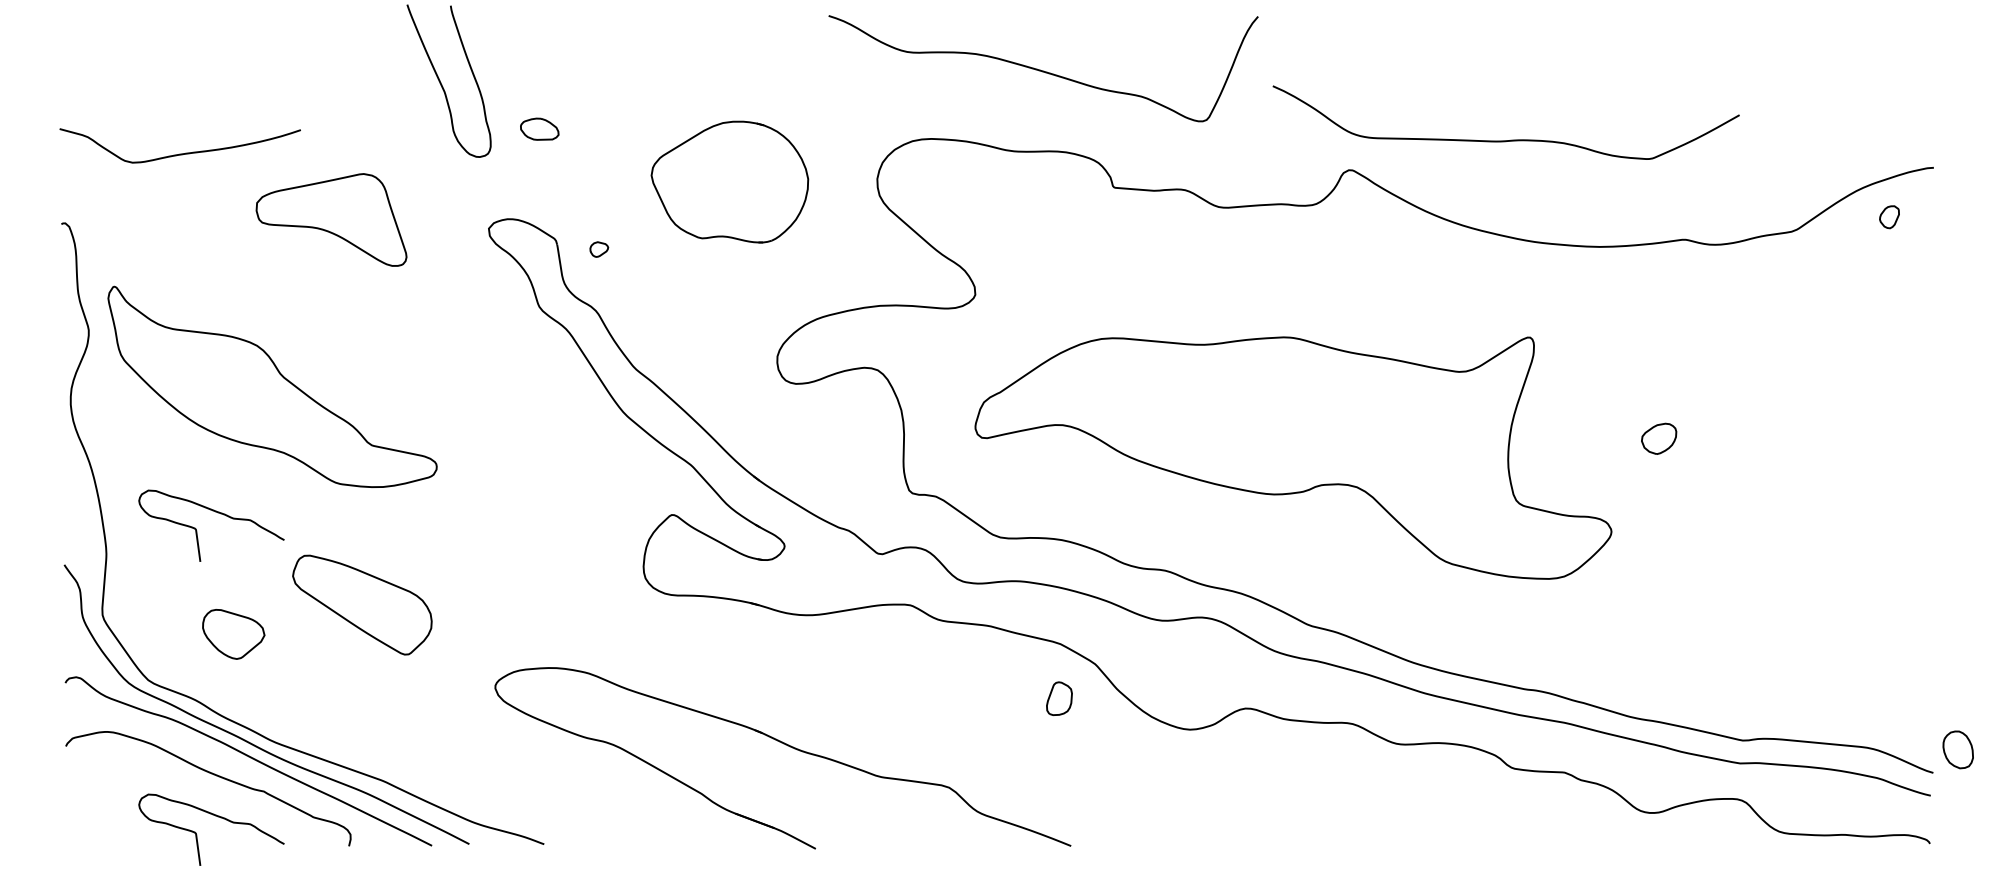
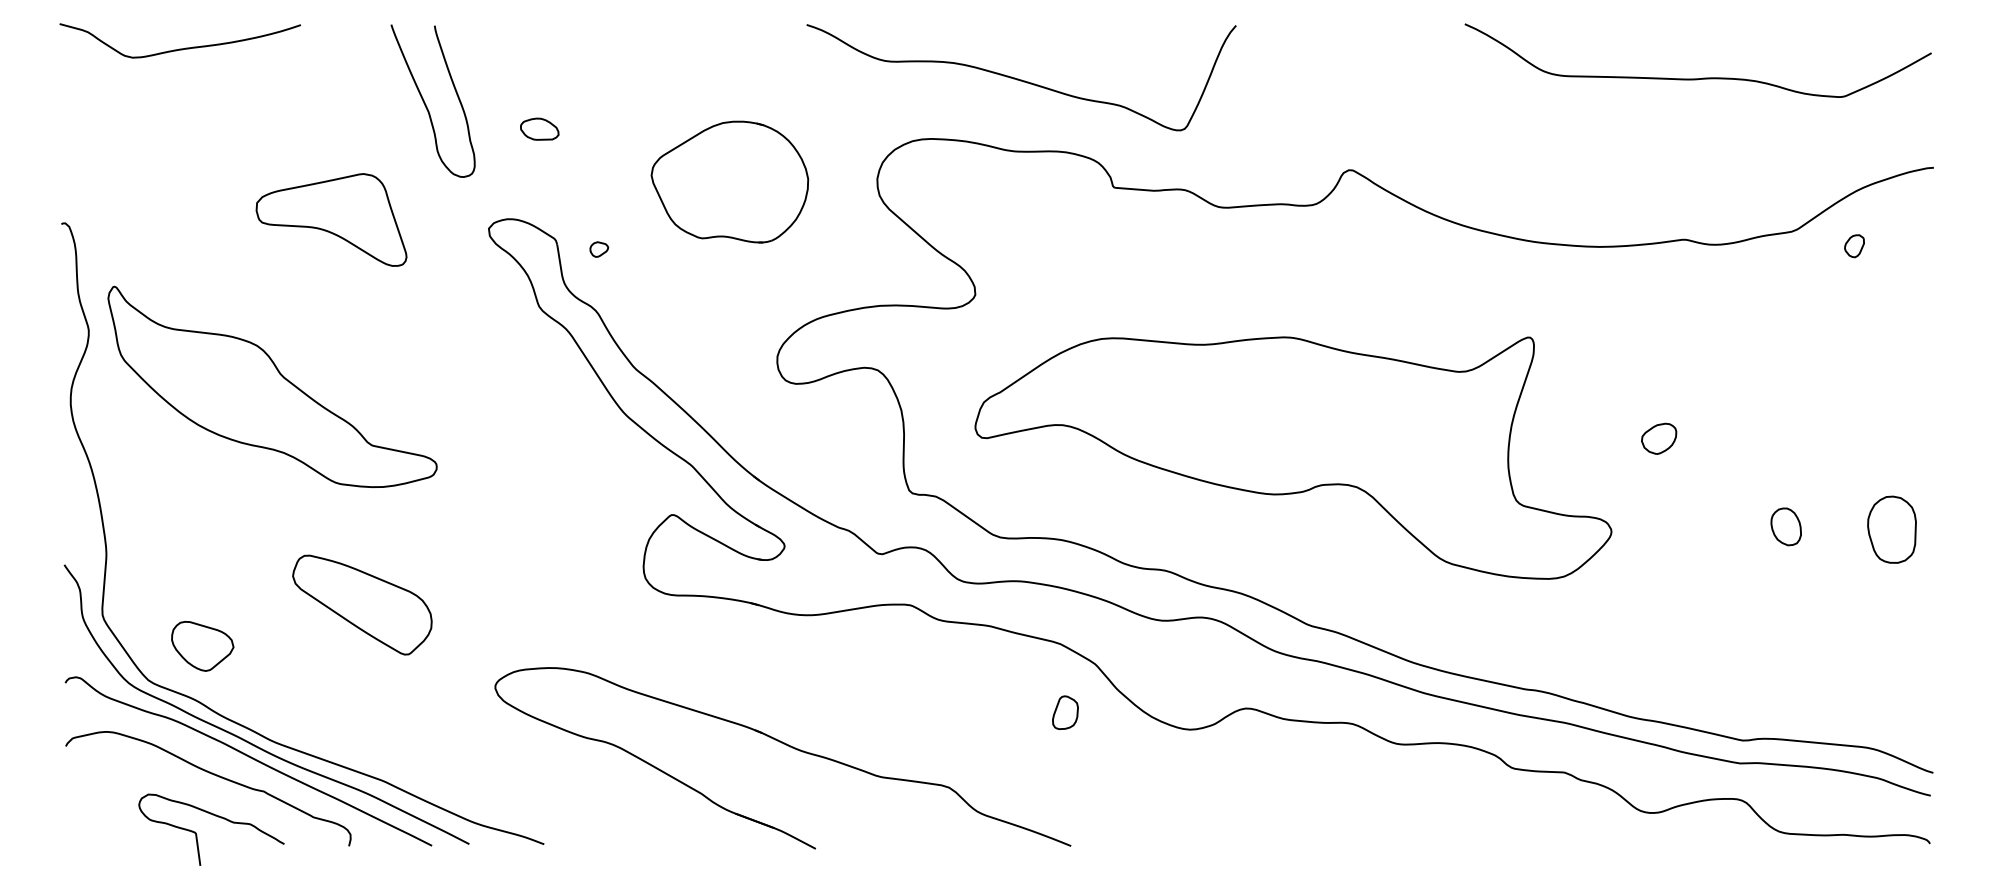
curve position: (1043, 70) -> (1021, 79) (1021, 79)
curve position: (442, 84) -> (426, 104) (426, 104)
curve position: (1510, 139) -> (1702, 77) (1702, 77)
curve position: (179, 153) -> (179, 48) (179, 48)
part position: (1889, 217) -> (1854, 246) (1854, 246)
curve: present -> none (215, 512)
part: none -> present (1891, 529)
part position: (233, 634) -> (202, 646) (202, 646)
part position: (1059, 698) -> (1065, 712) (1065, 712)
part position: (1957, 749) -> (1785, 526) (1785, 526)
